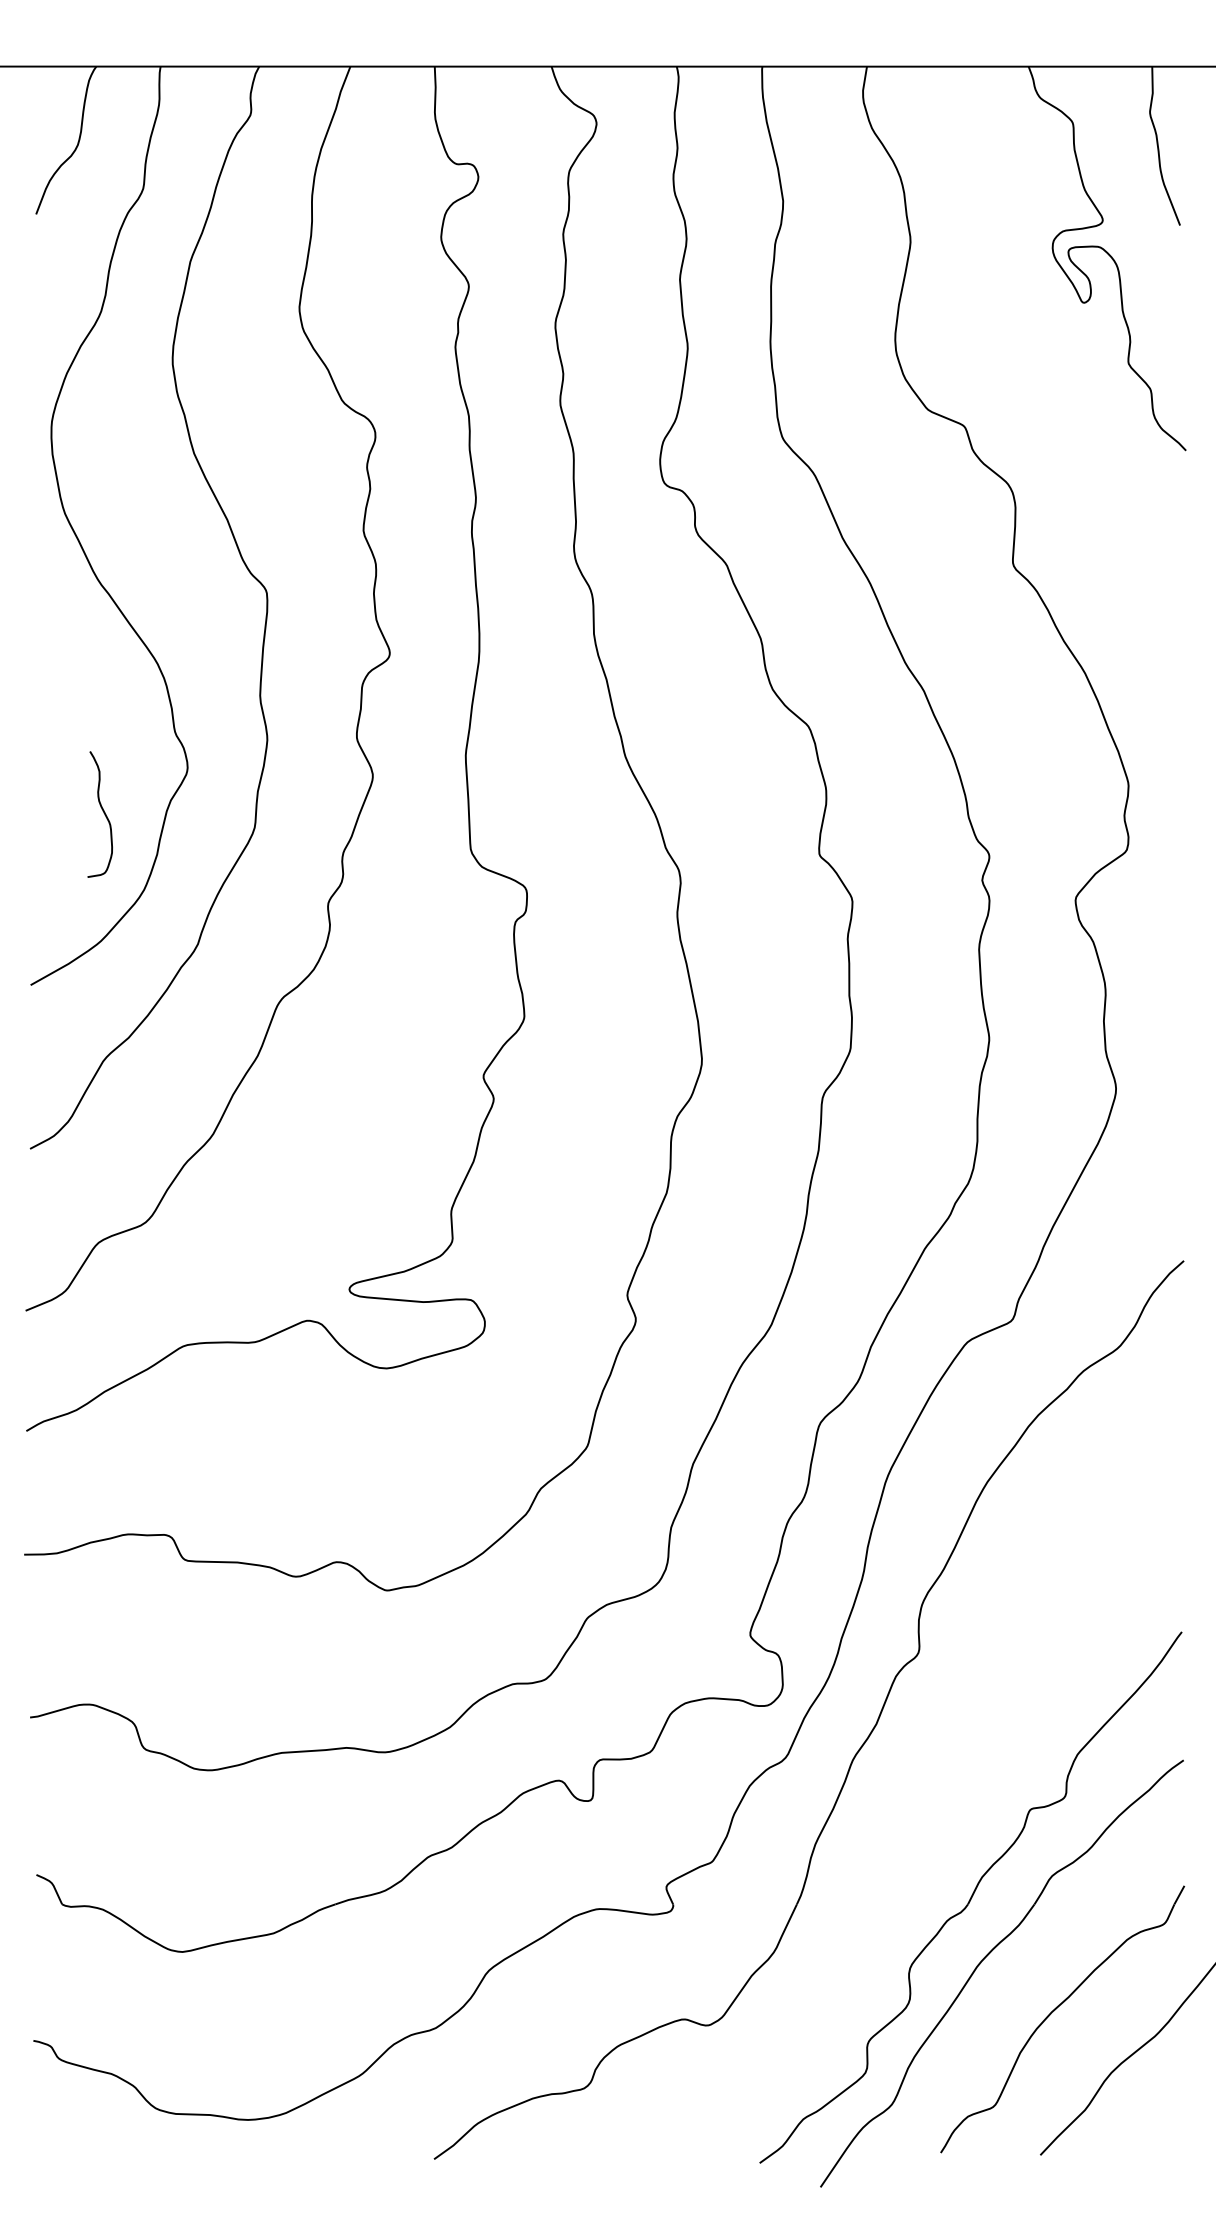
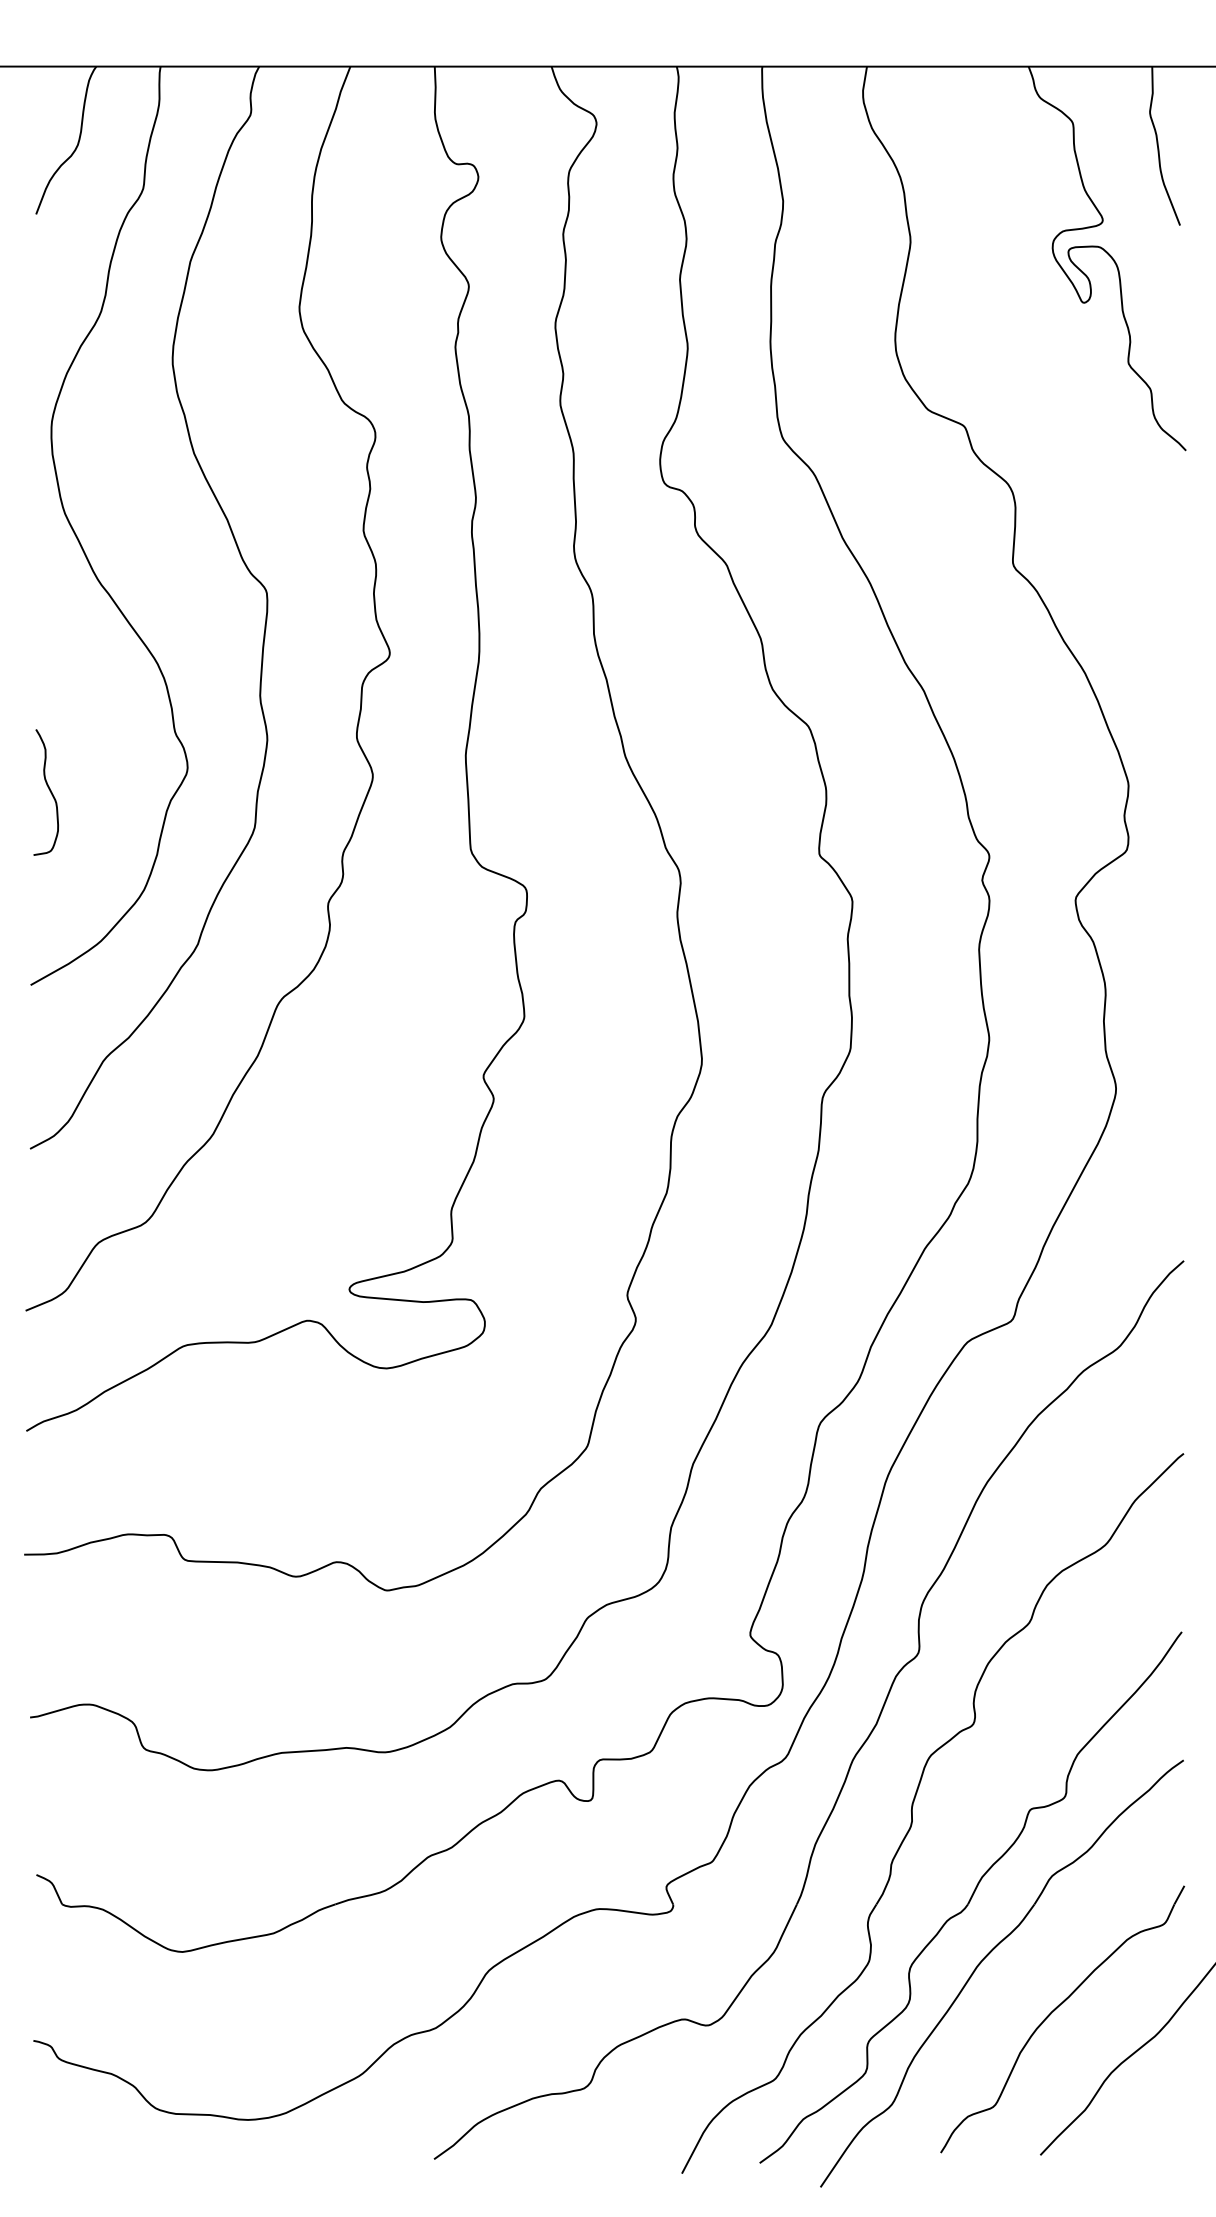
curve position: (103, 813) -> (49, 791) (49, 791)
part: none -> present (912, 1813)
